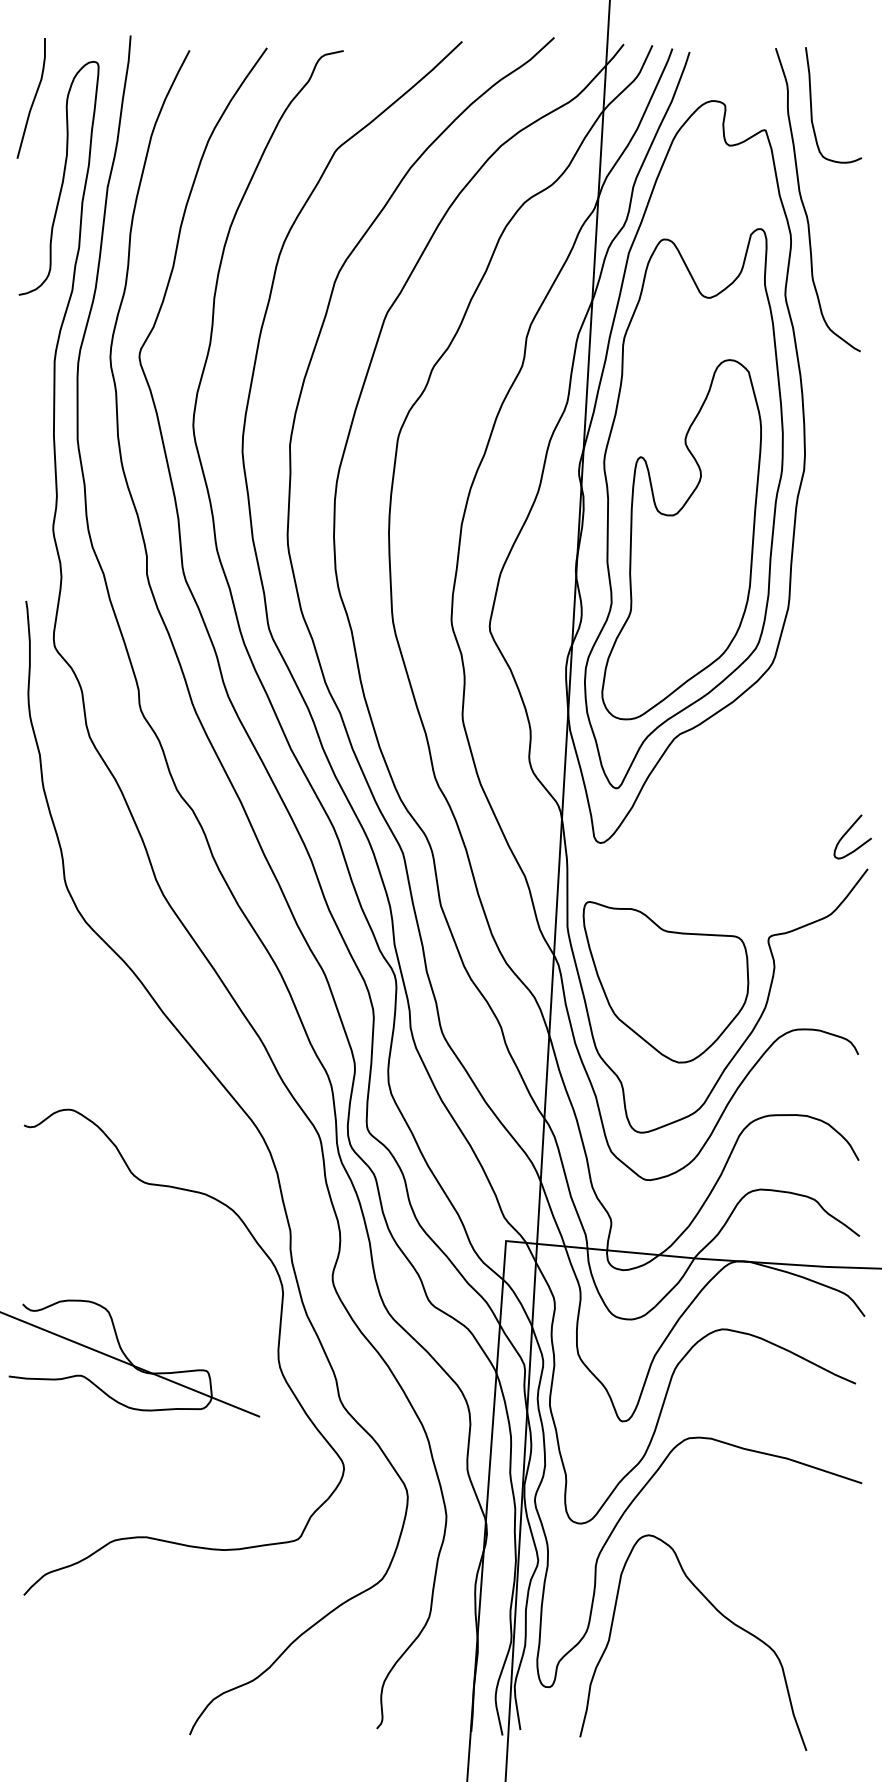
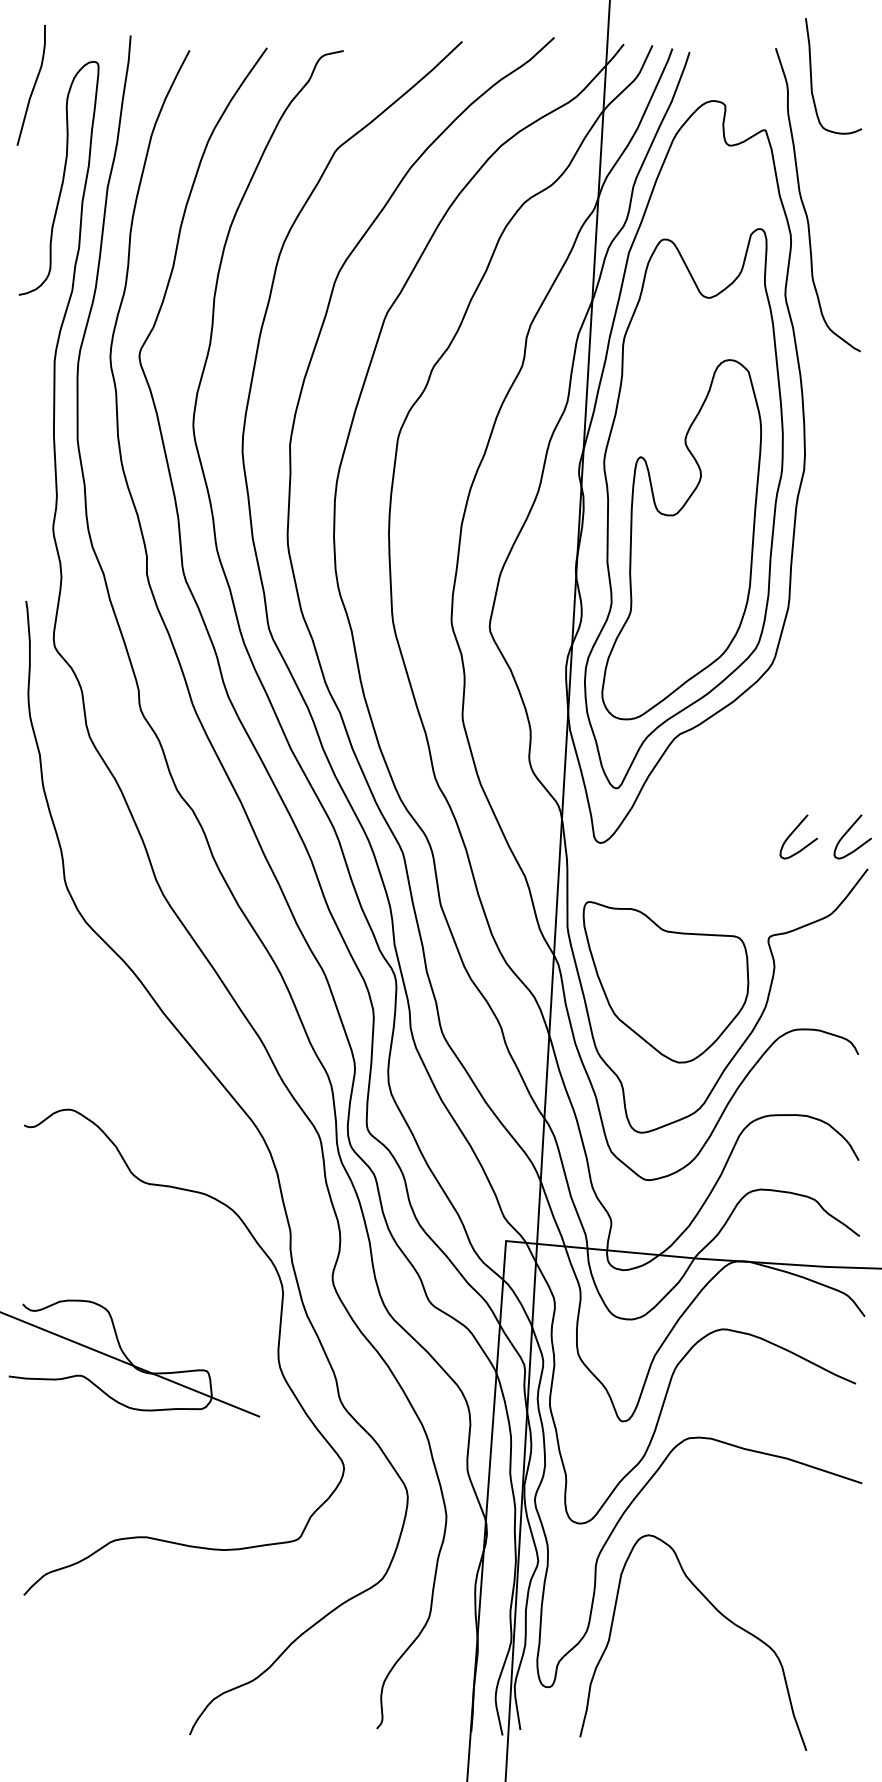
curve position: (32, 100) -> (32, 87) (32, 87)
curve position: (812, 107) -> (812, 78) (812, 78)
curve: none -> present (792, 834)
